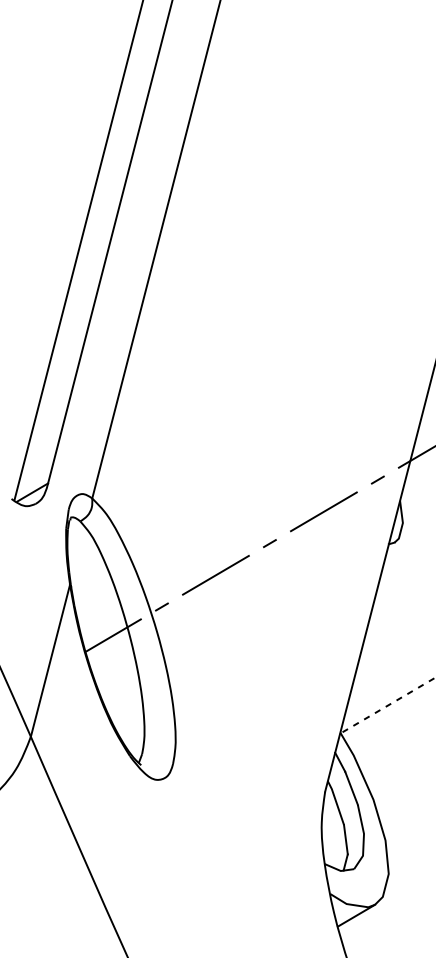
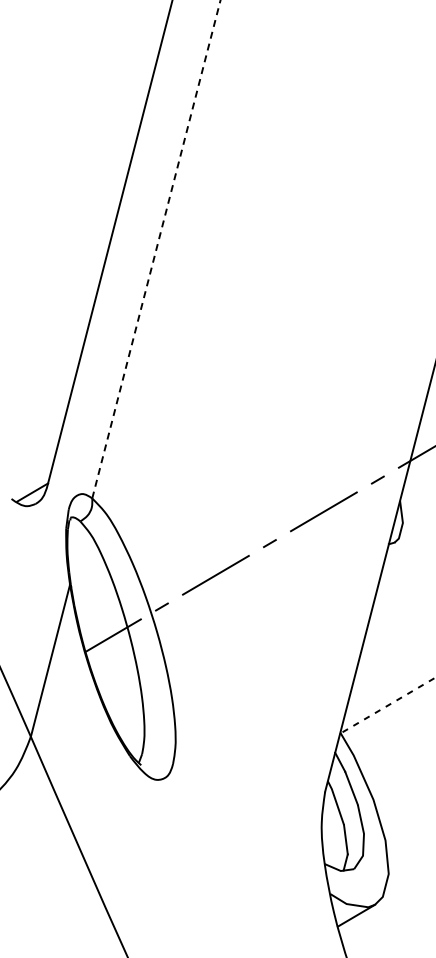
line: solid -> dashed (156, 248)
line: present -> none (78, 251)
